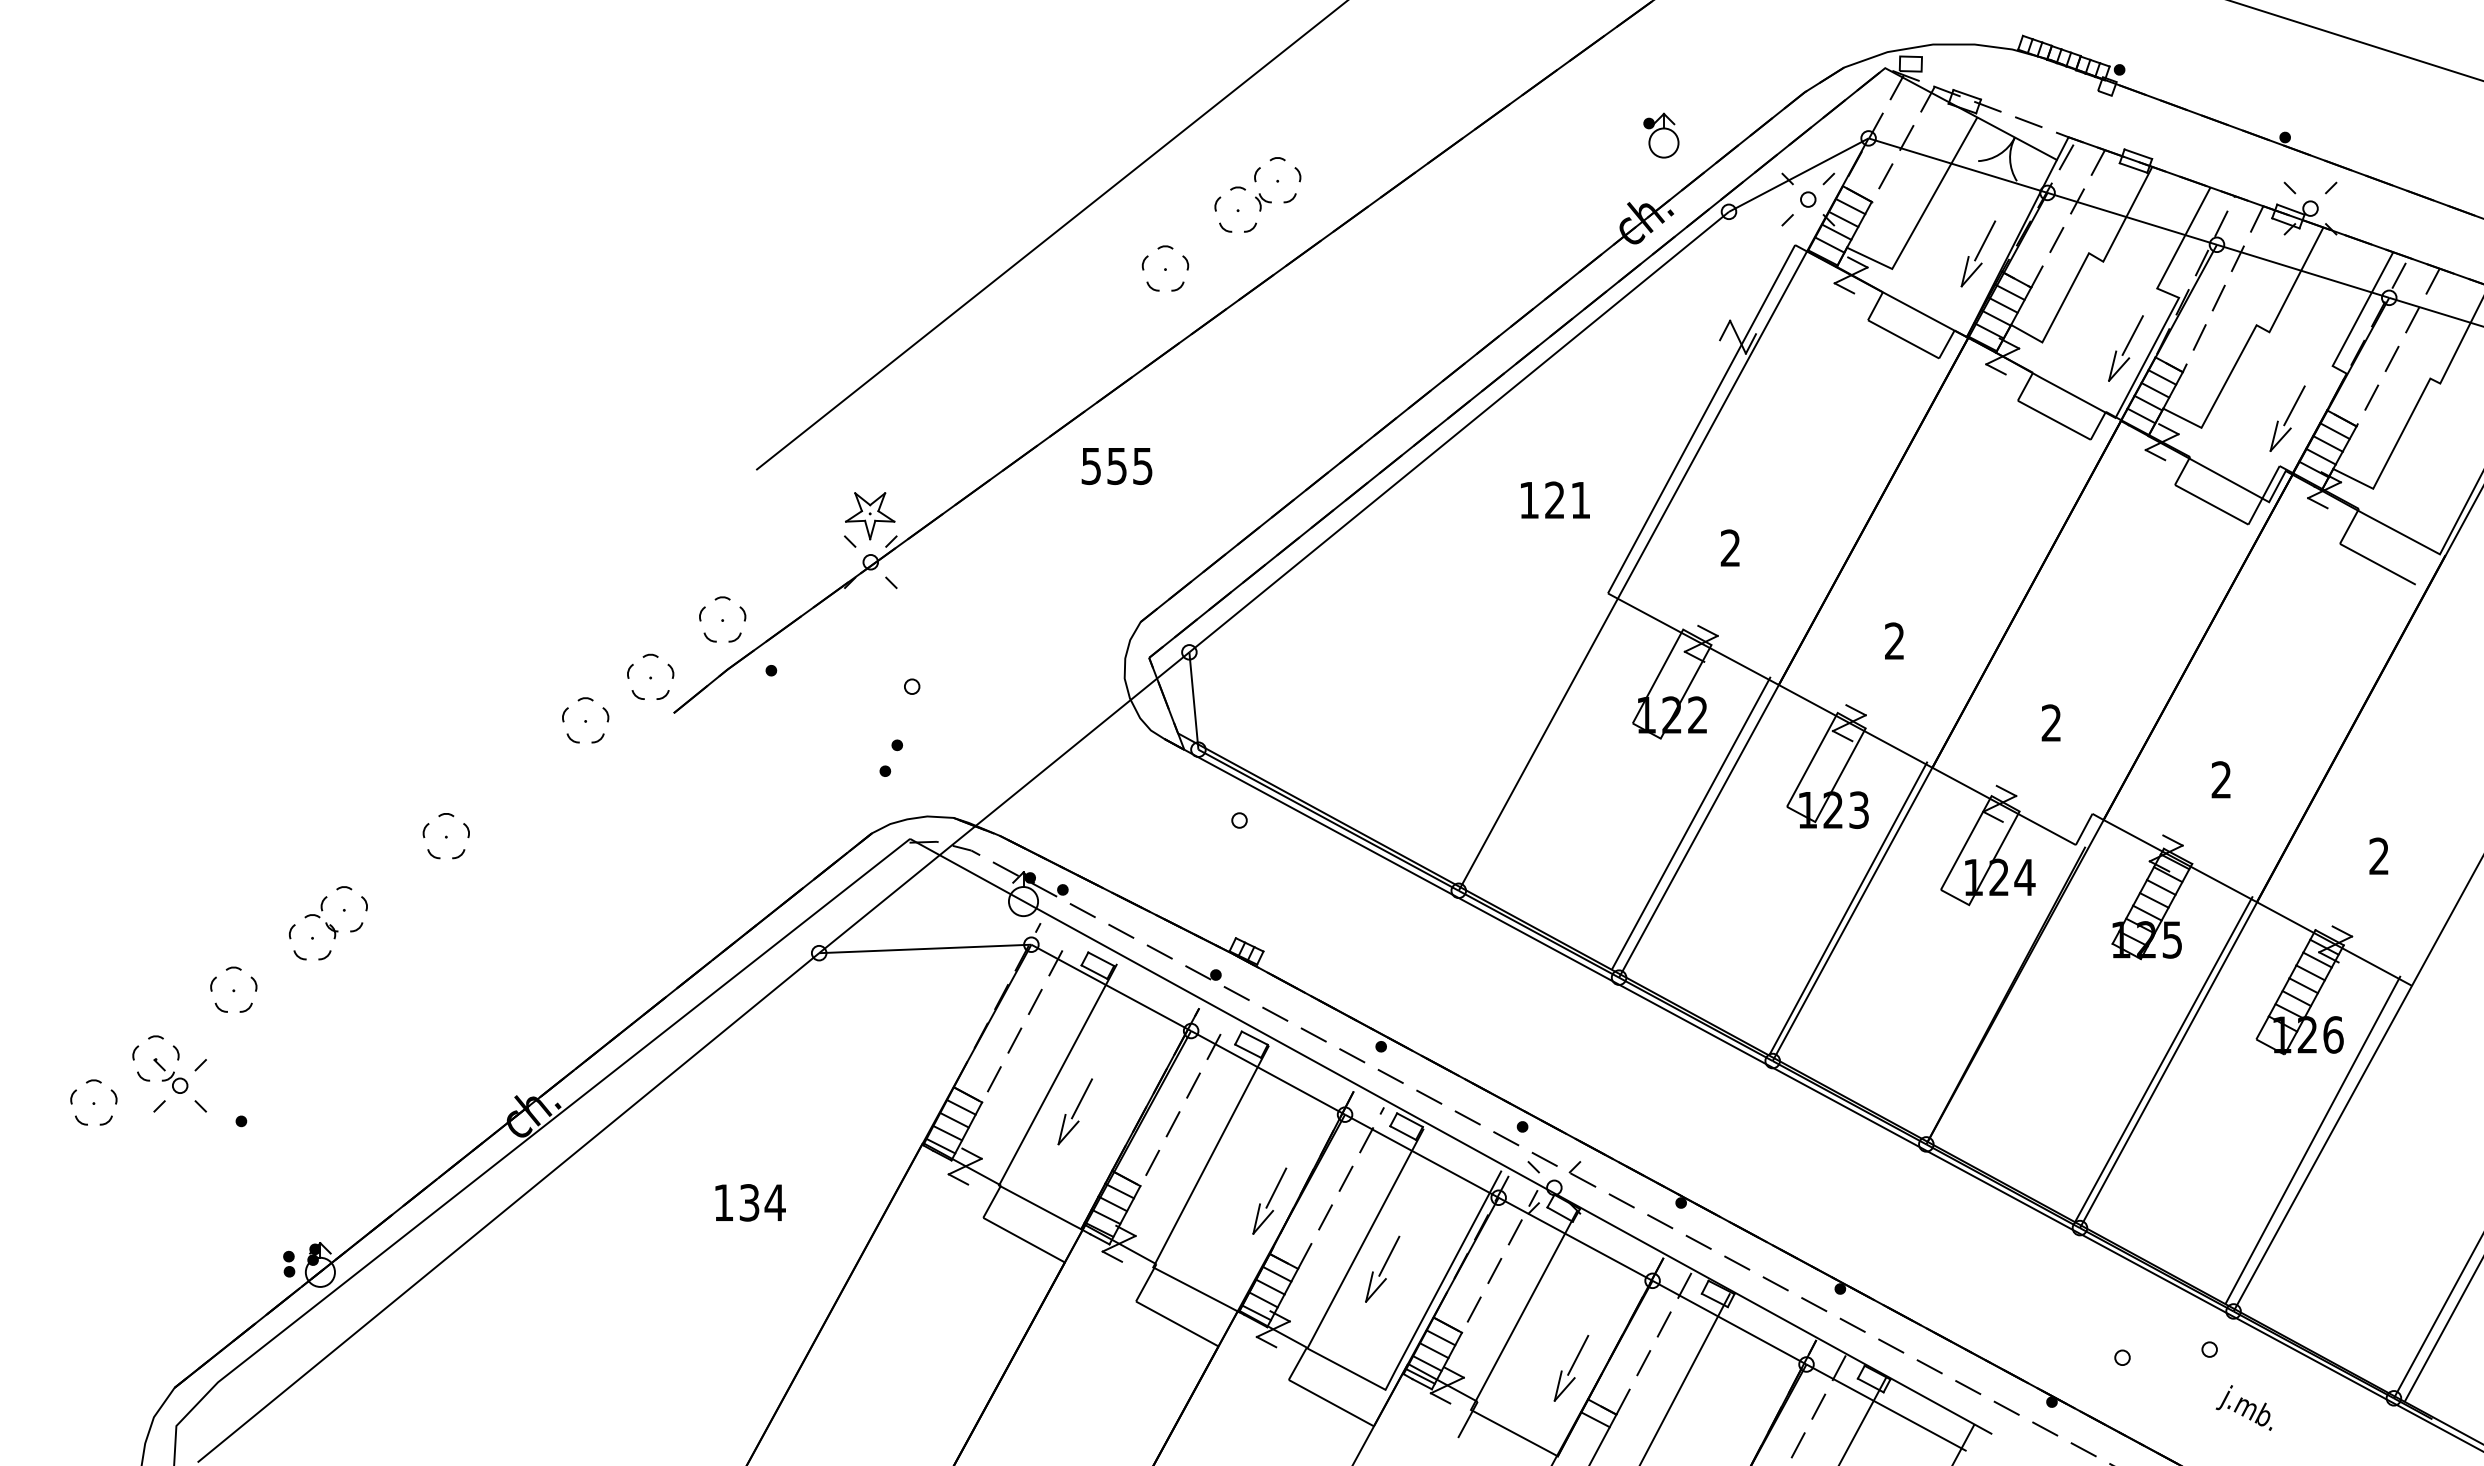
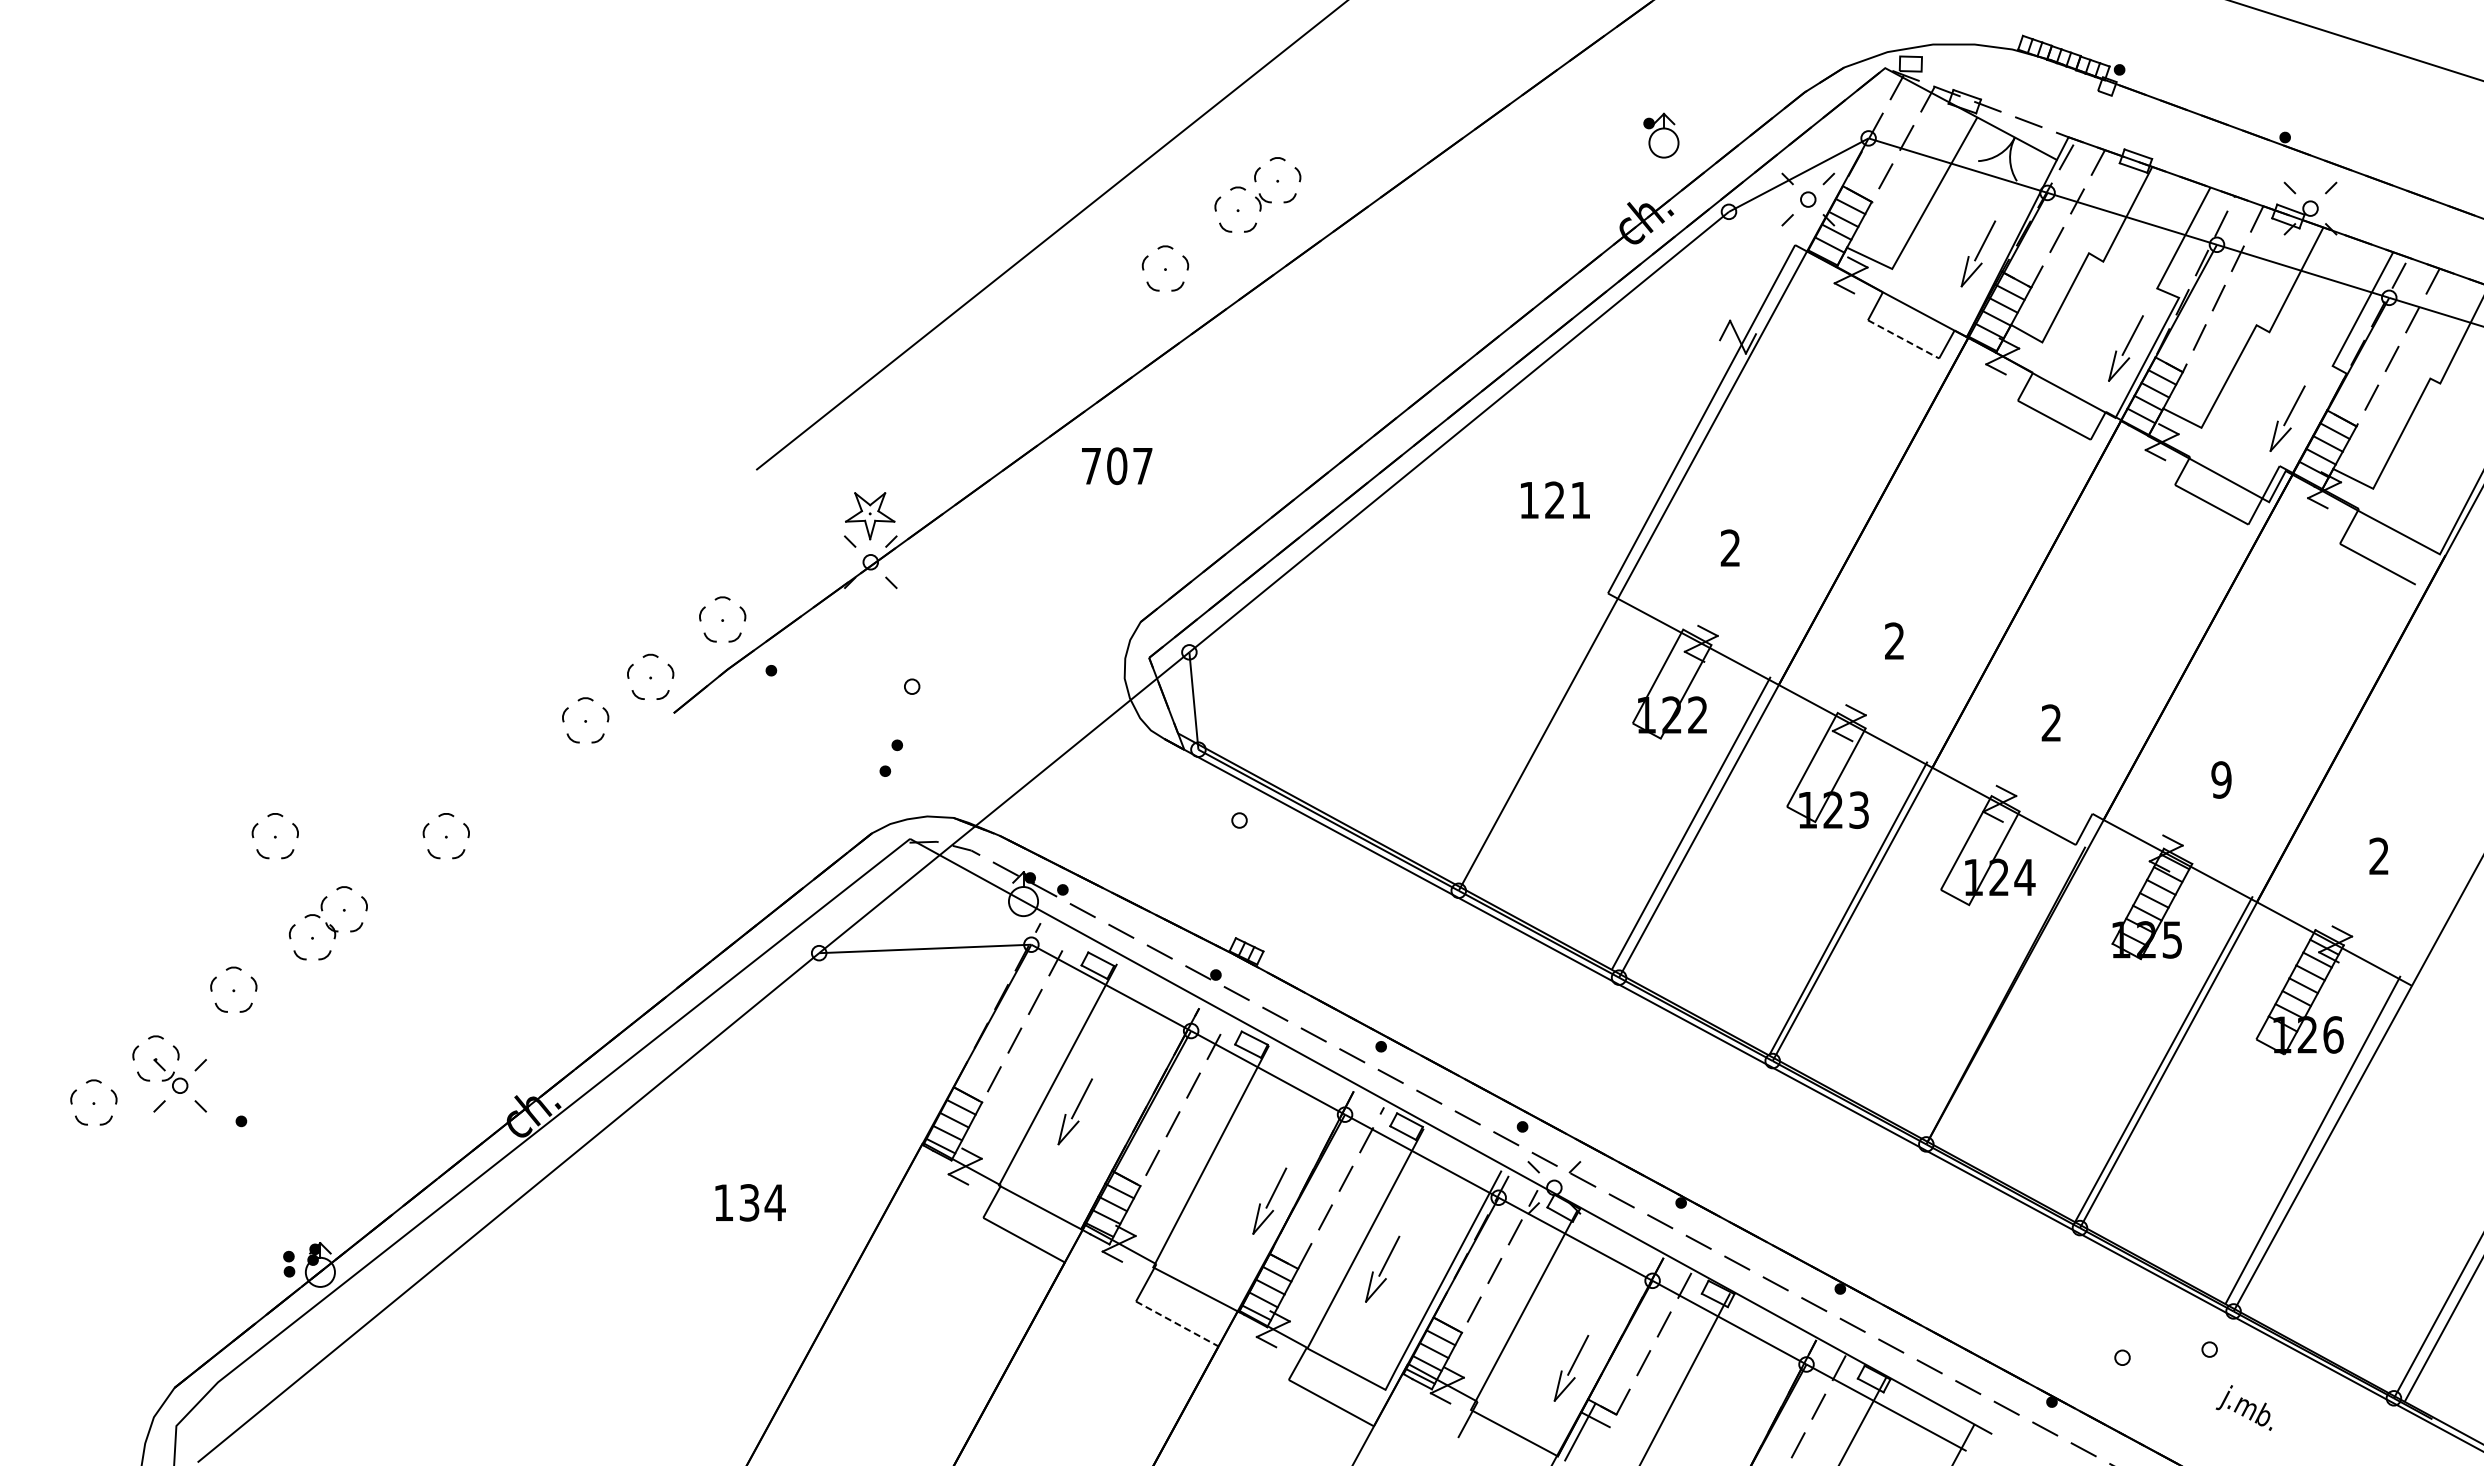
line: solid -> dashed (1904, 339)
text: 555 -> 707 (1116, 466)
text: 2 -> 9 (2221, 779)
part: none -> present (274, 836)
line: solid -> dashed (1177, 1323)
line position: (1603, 1438) -> (1580, 1431) (1580, 1431)
